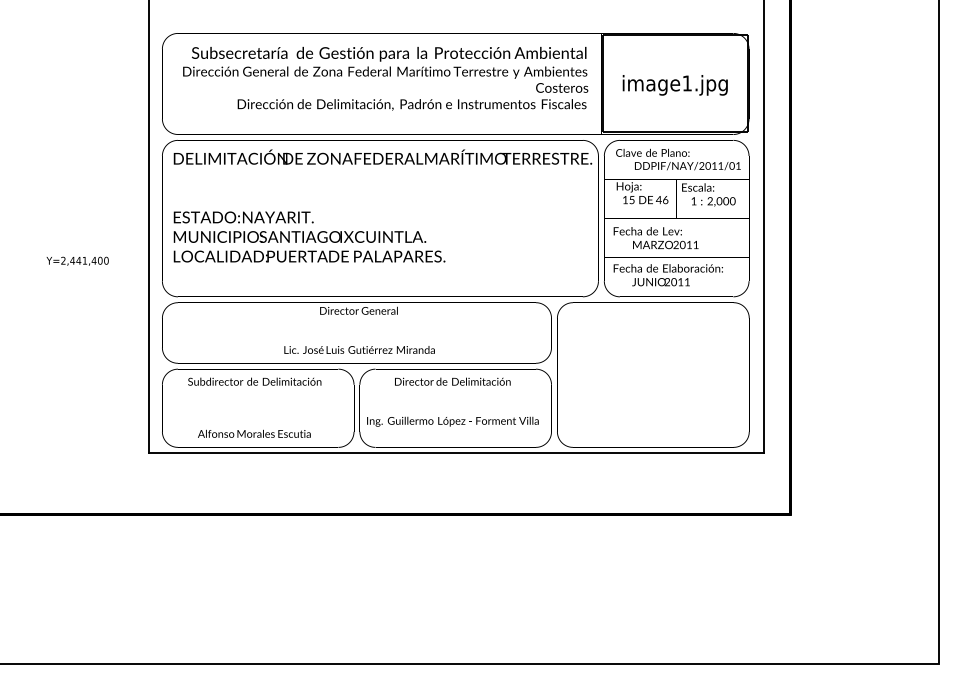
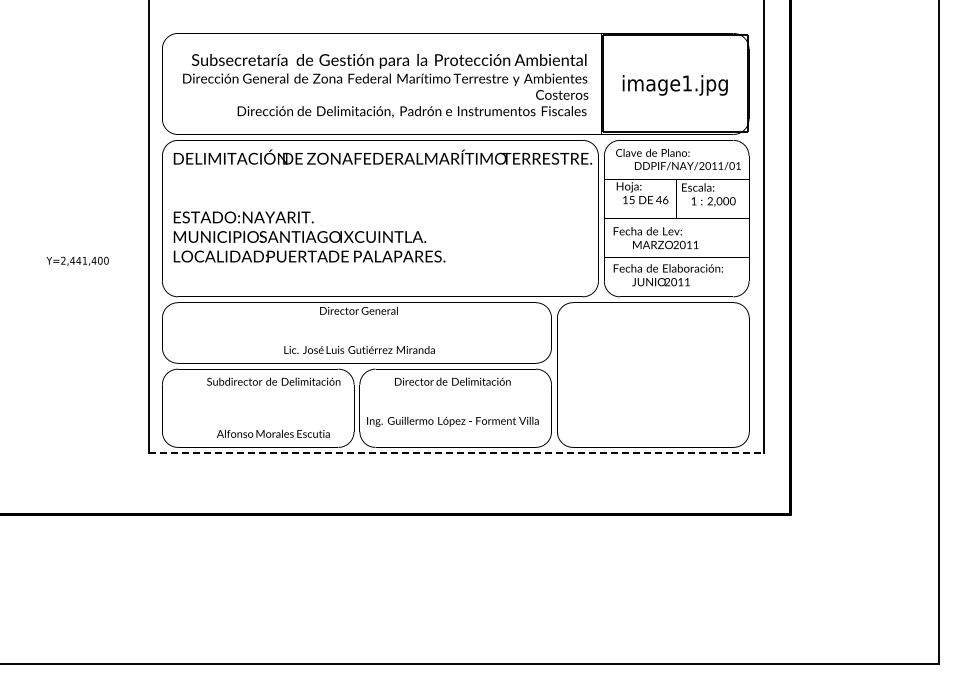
text position: (385, 78) -> (385, 85) (385, 85)
text position: (254, 407) -> (273, 407) (273, 407)
line: solid -> dashed (457, 452)
